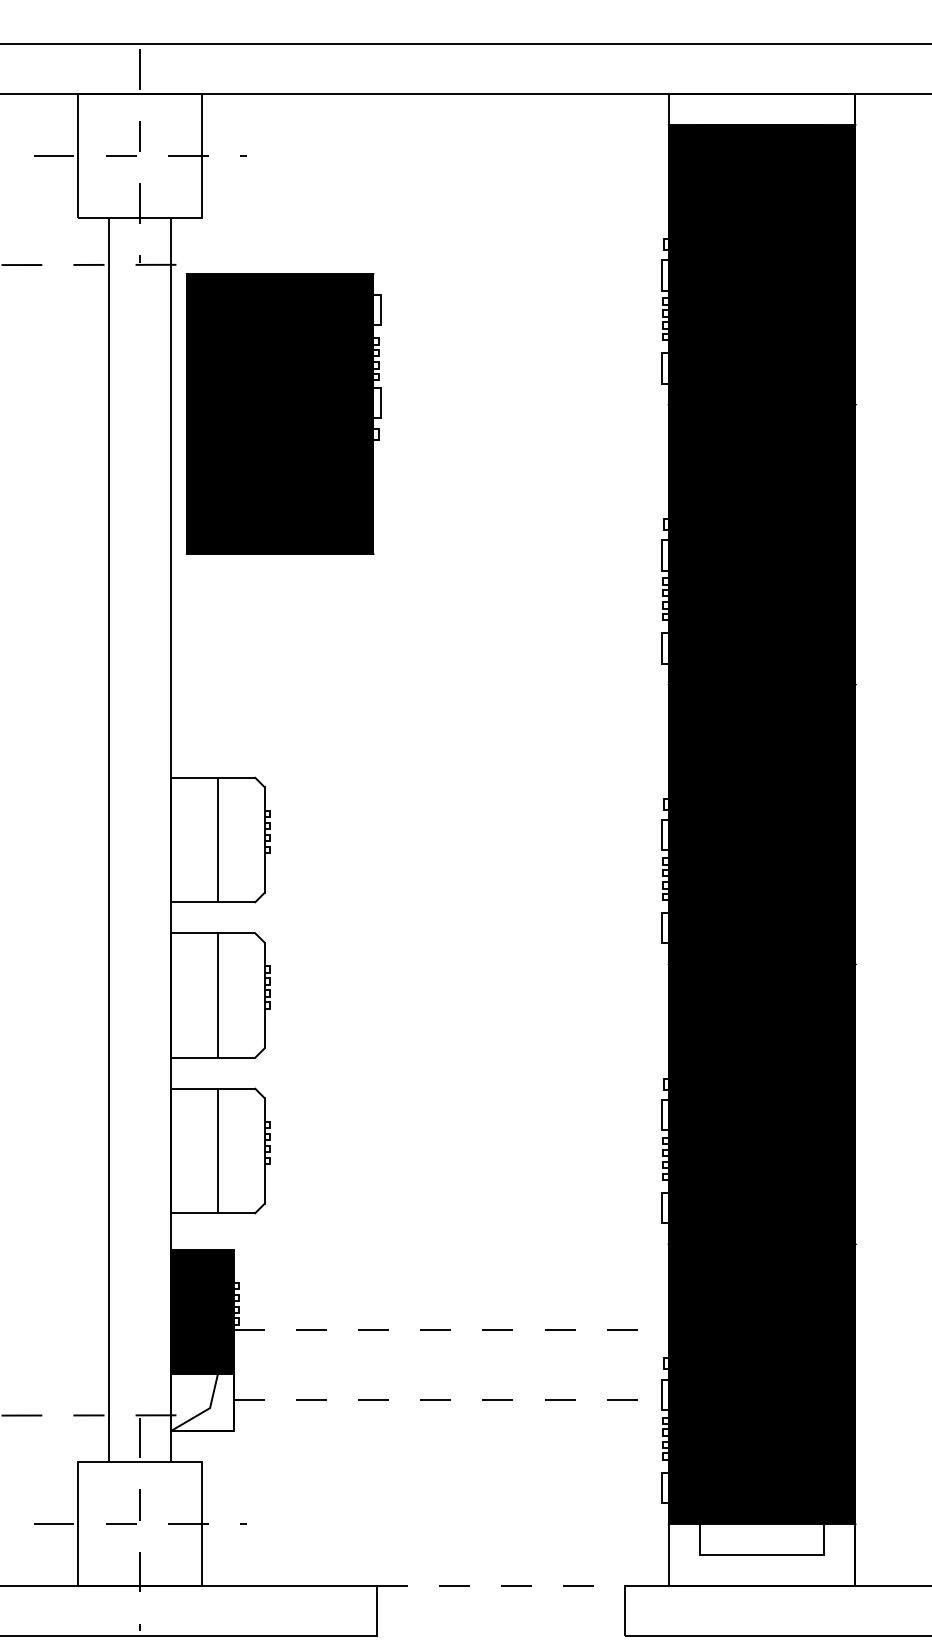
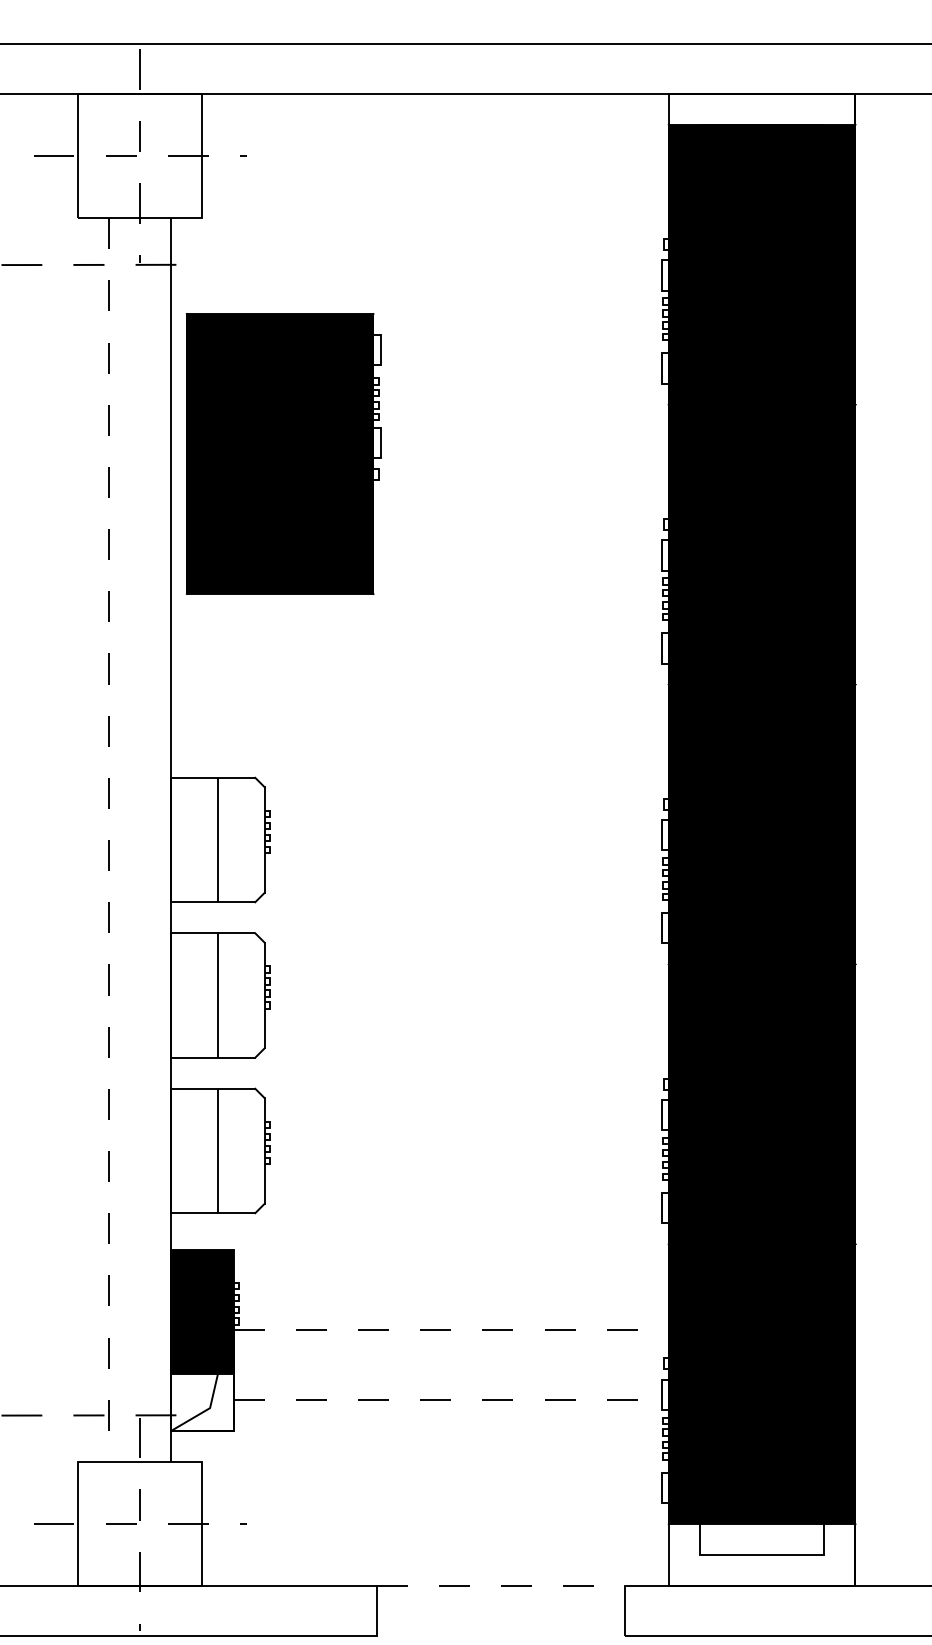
part position: (283, 413) -> (283, 453) (283, 453)
line: solid -> dashed (109, 840)
